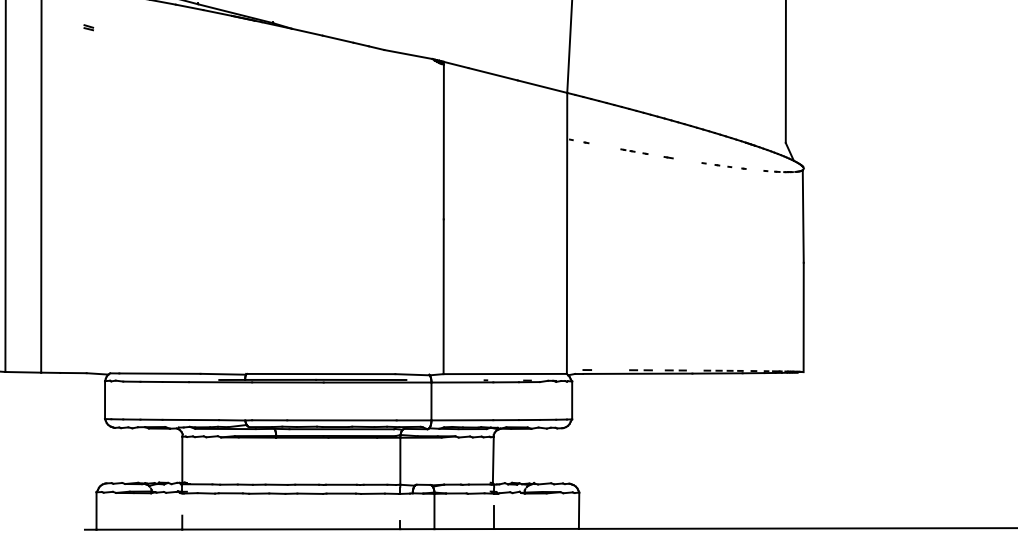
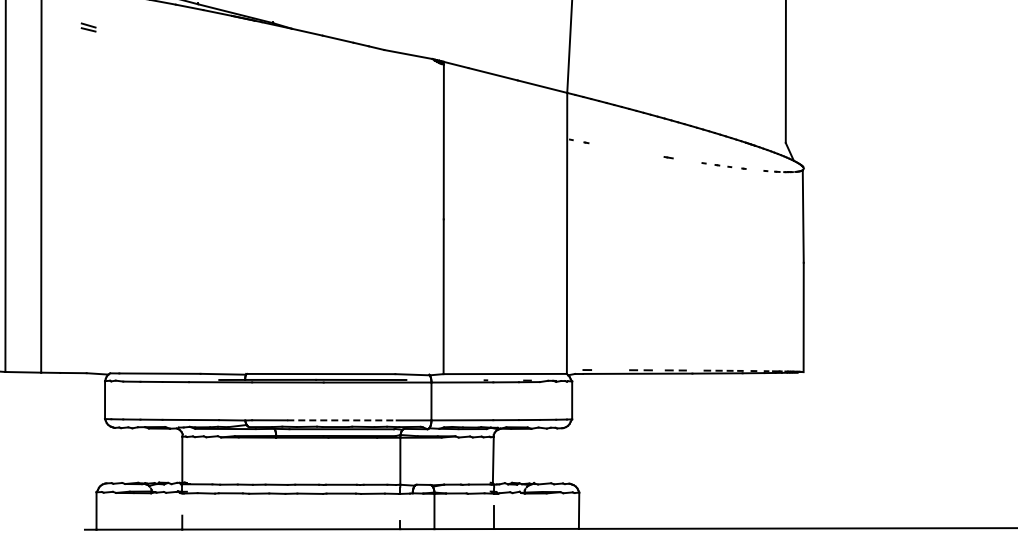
part size: 12x8 px -> 17x11 px (88, 27)
part: present -> none (634, 151)
line: solid -> dashed (341, 420)
